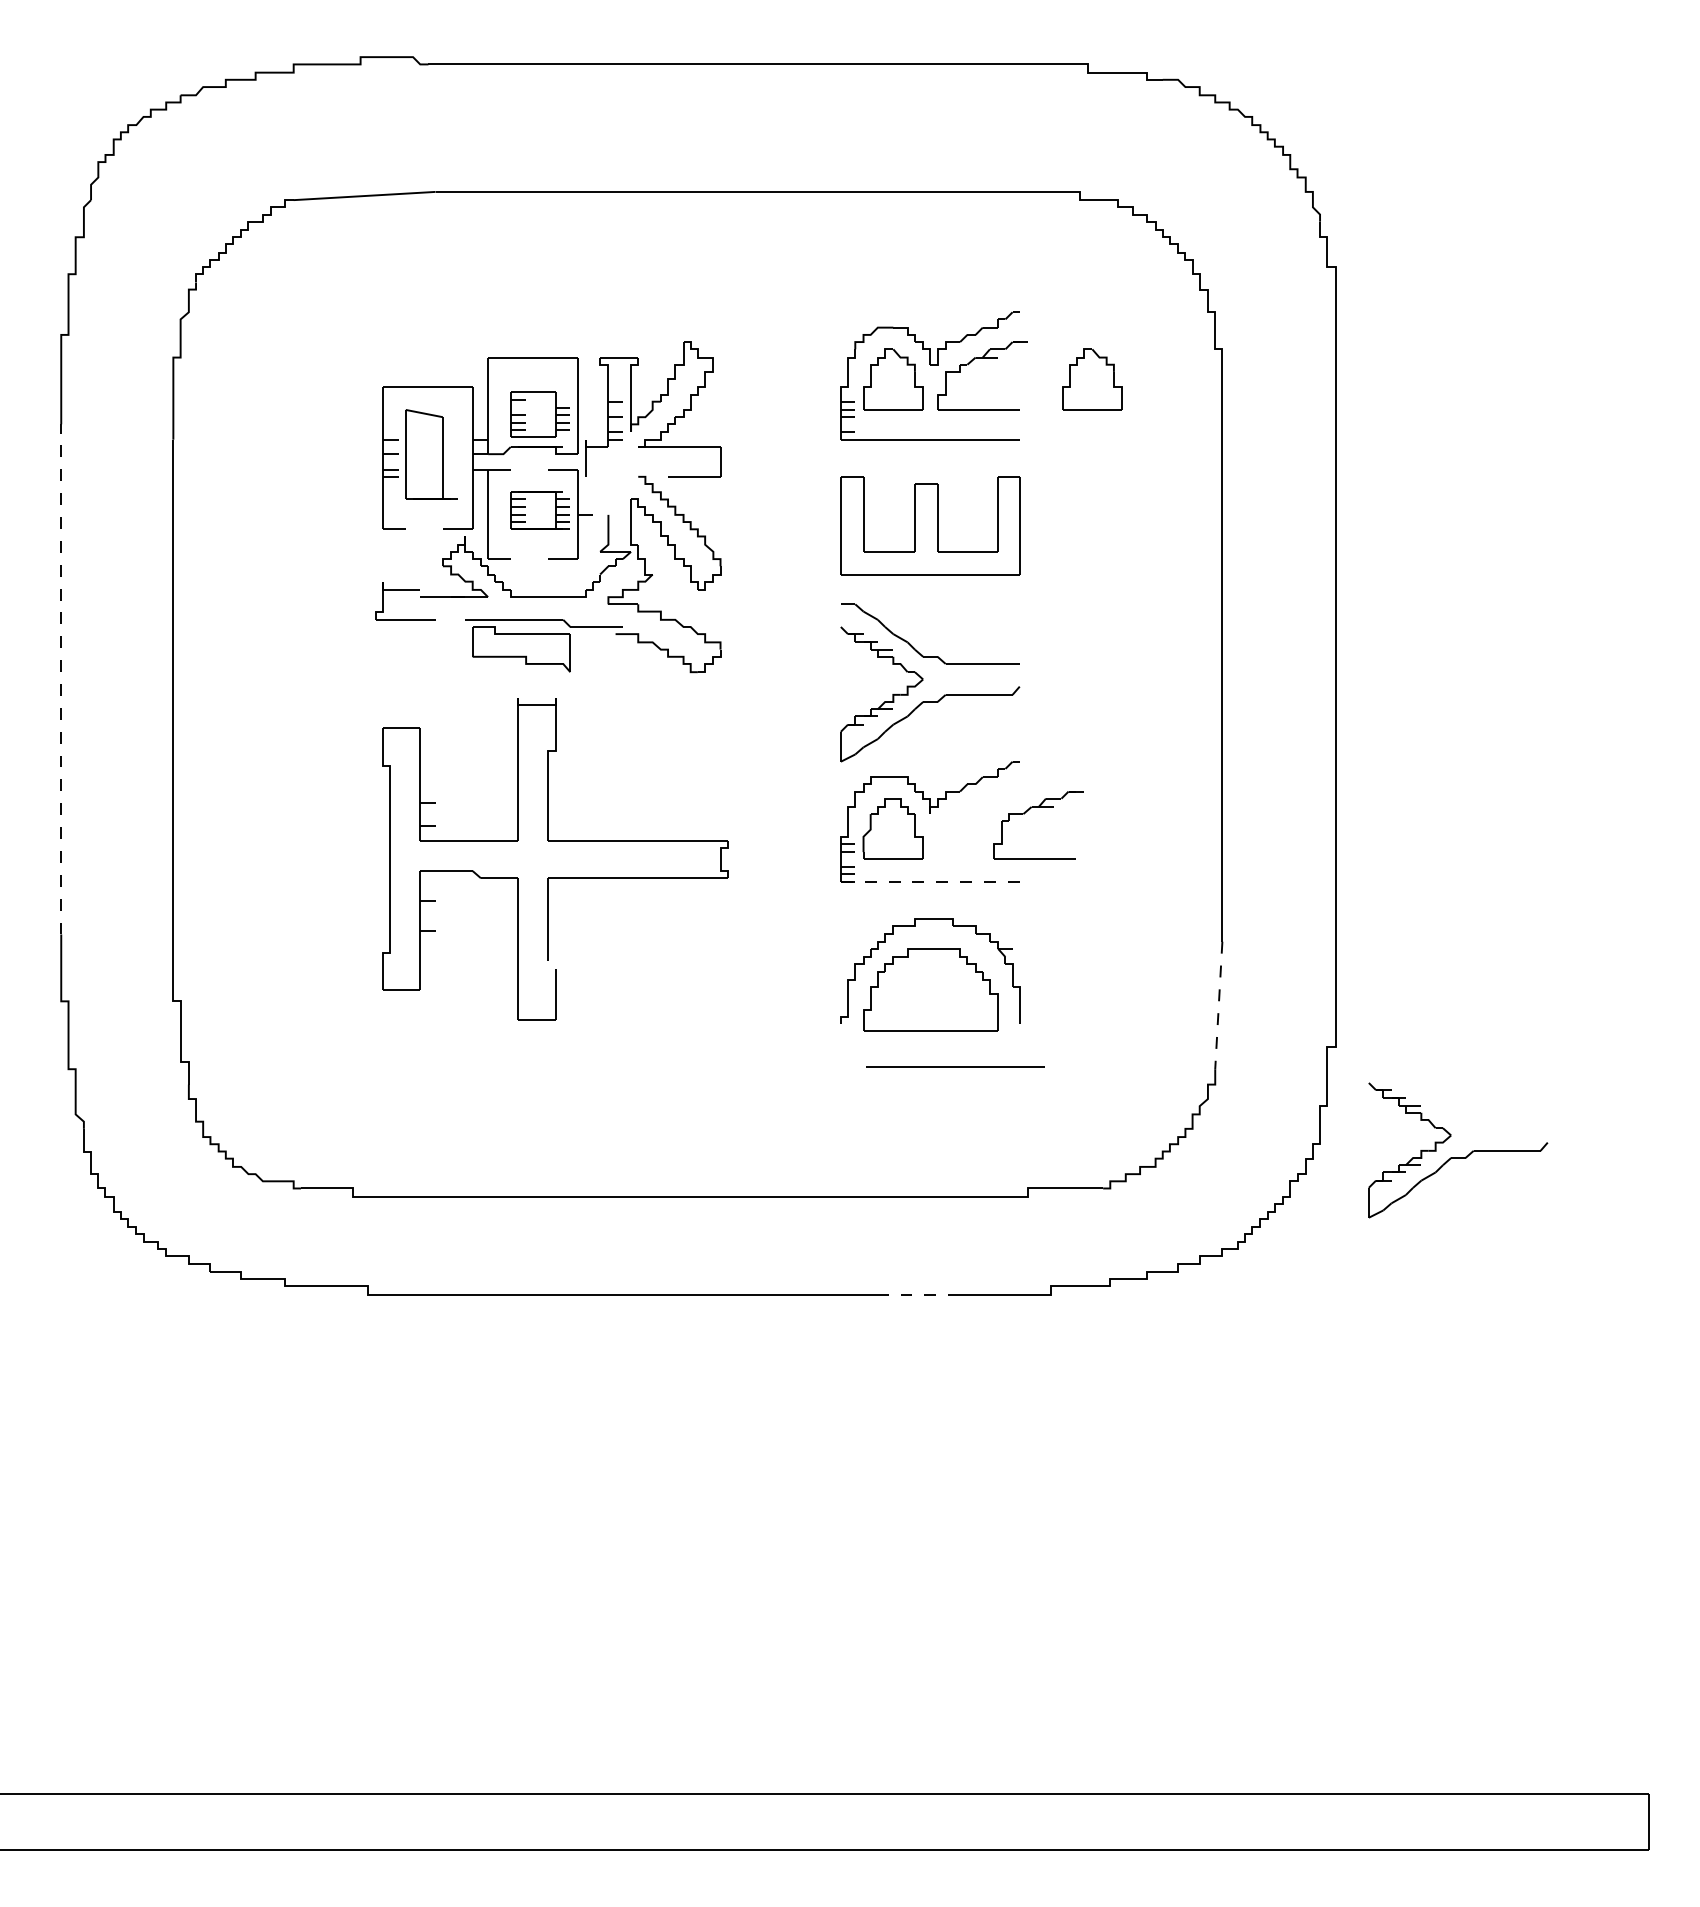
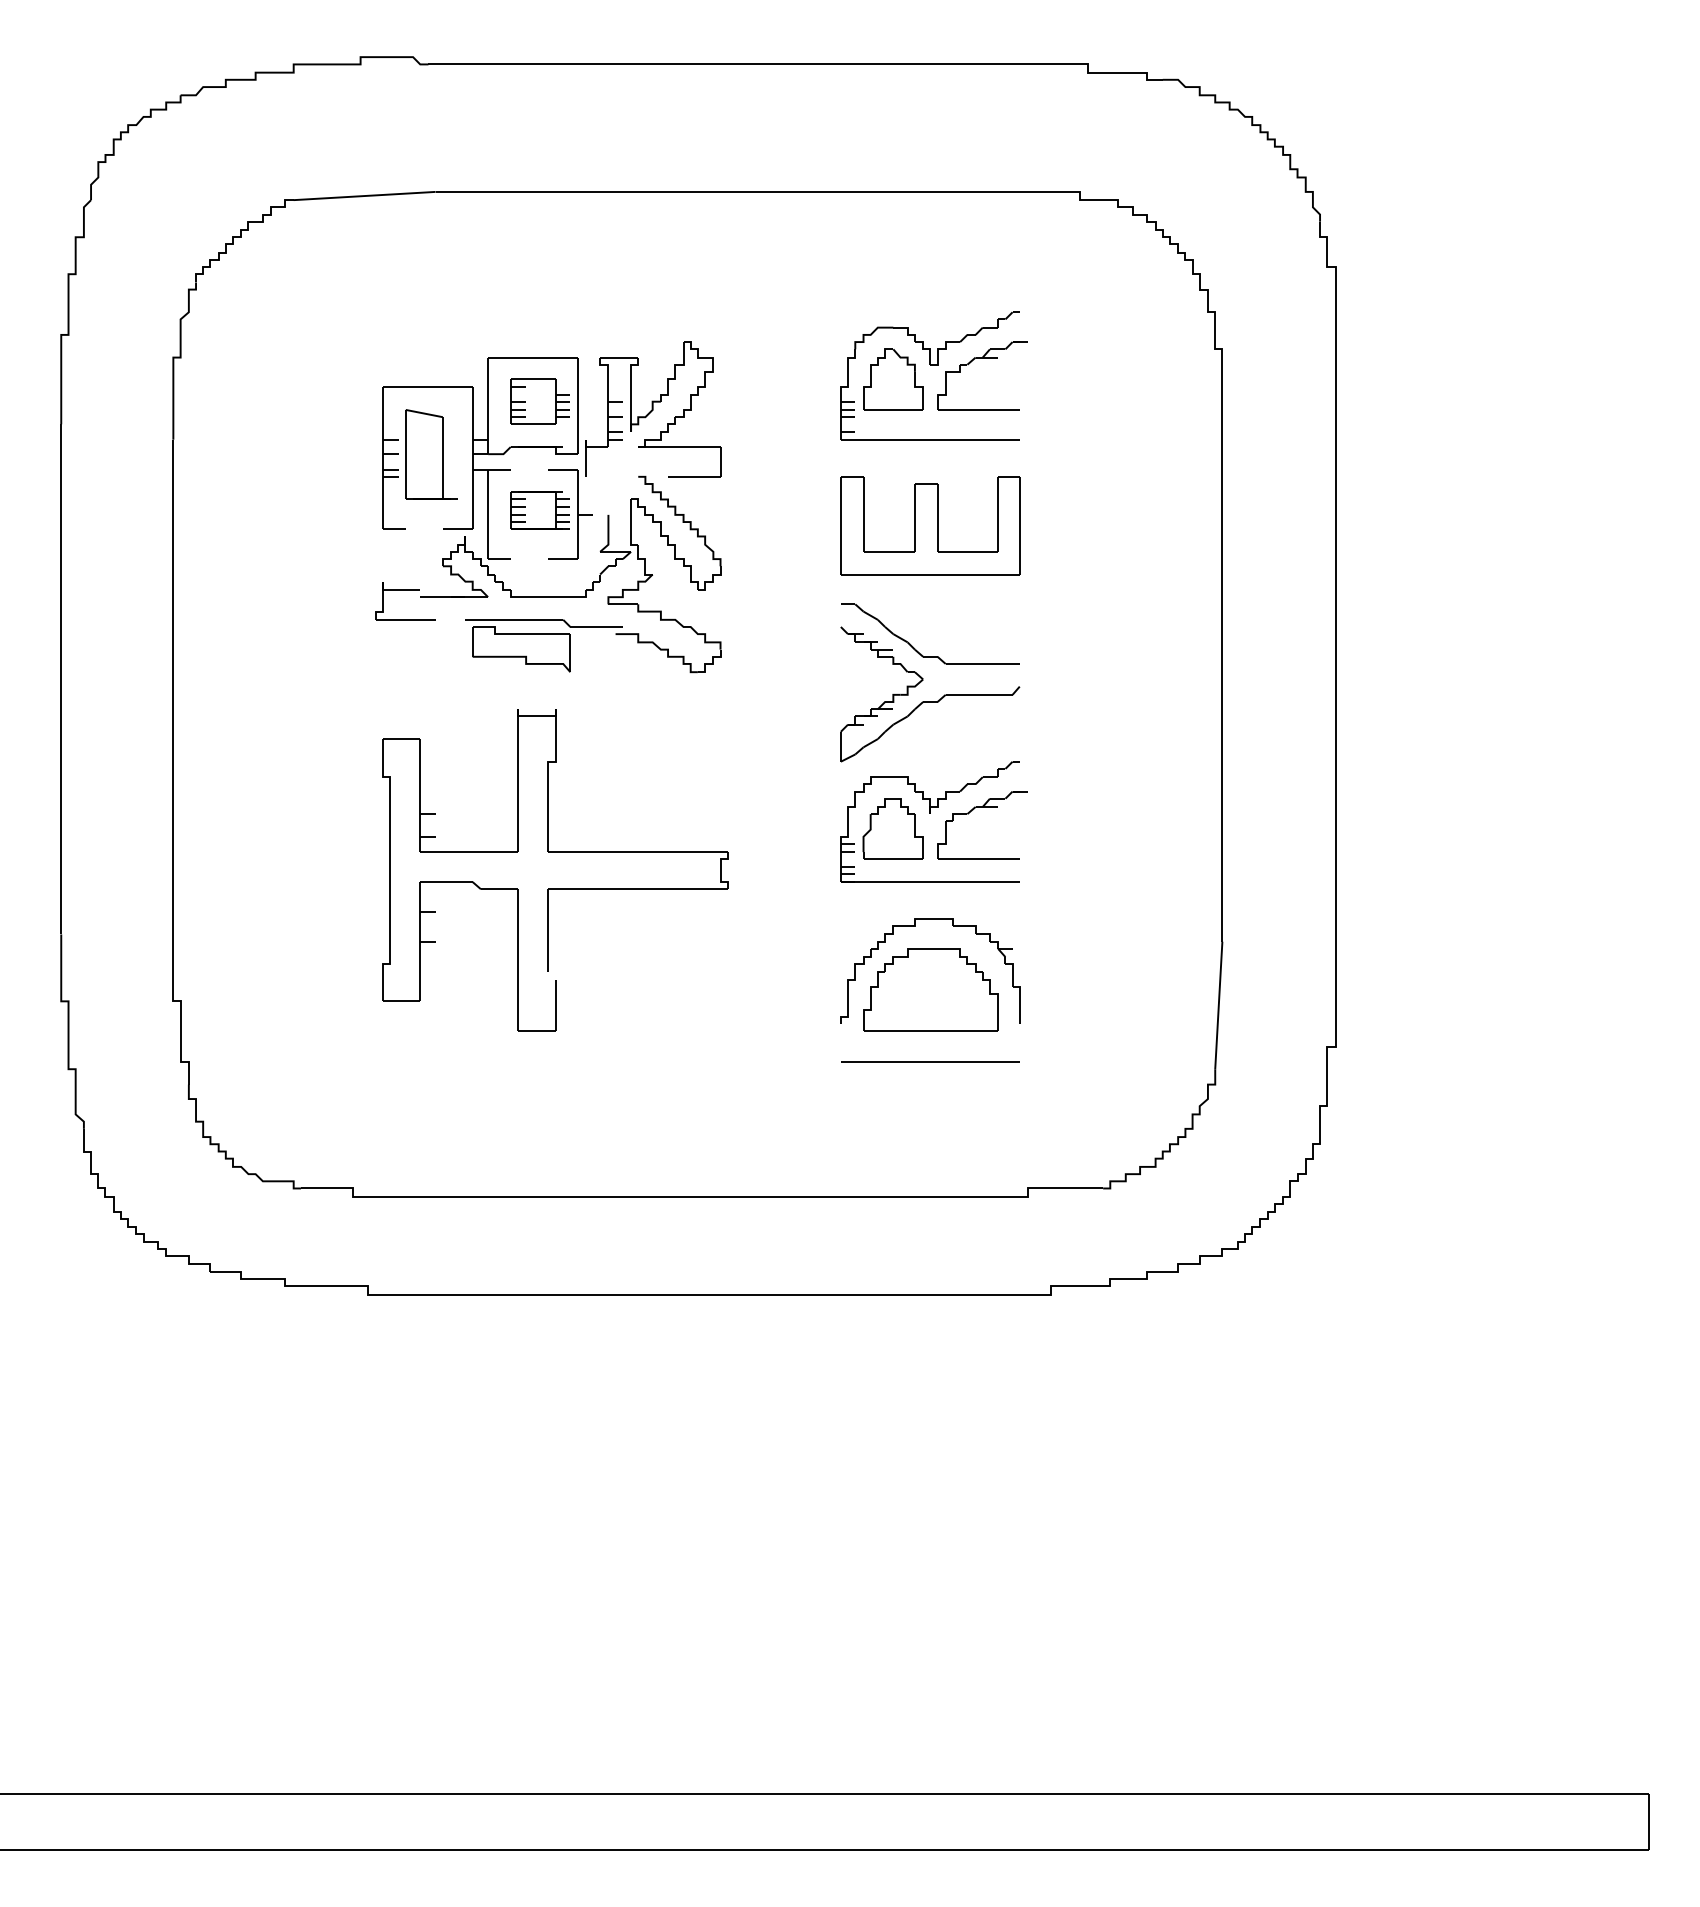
part: present -> none (1092, 379)
part position: (539, 414) -> (539, 401) (539, 401)
line: dashed -> solid (61, 678)
part position: (1029, 810) -> (973, 810) (973, 810)
part position: (555, 841) -> (555, 852) (555, 852)
line: dashed -> solid (930, 882)
line: dashed -> solid (1218, 1005)
line position: (955, 1066) -> (930, 1061) (930, 1061)
part: present -> none (1458, 1157)
line: dashed -> solid (918, 1294)
